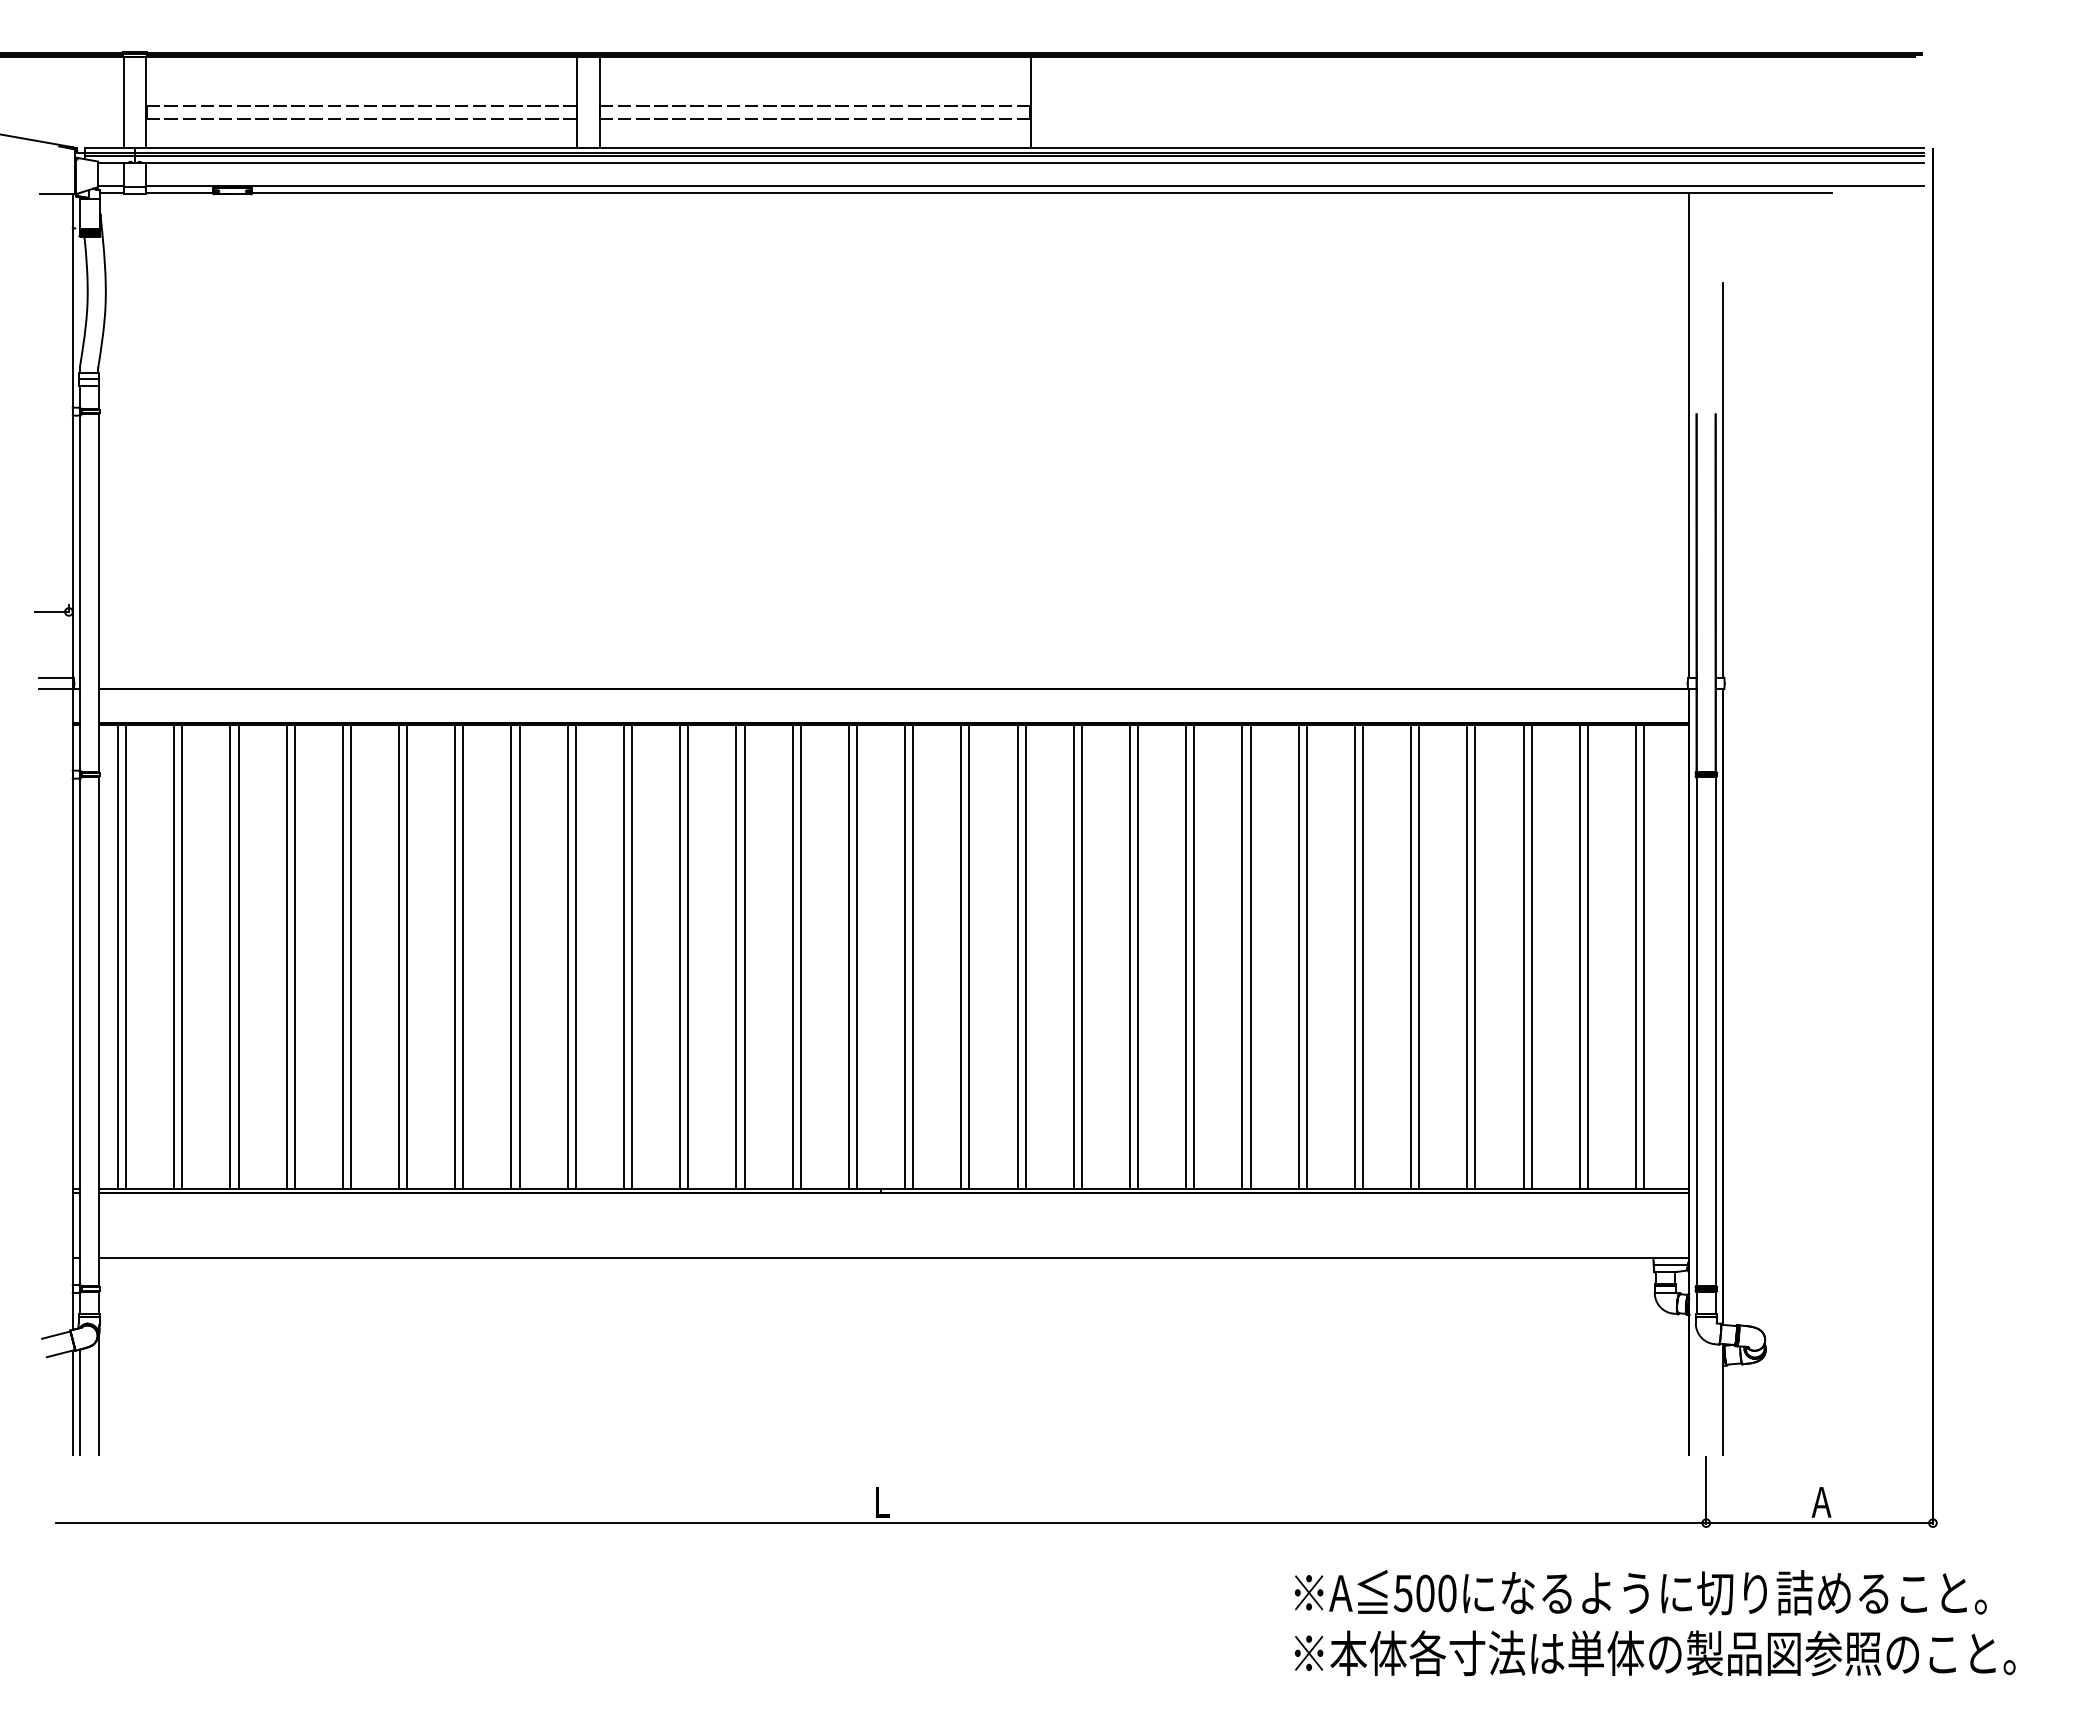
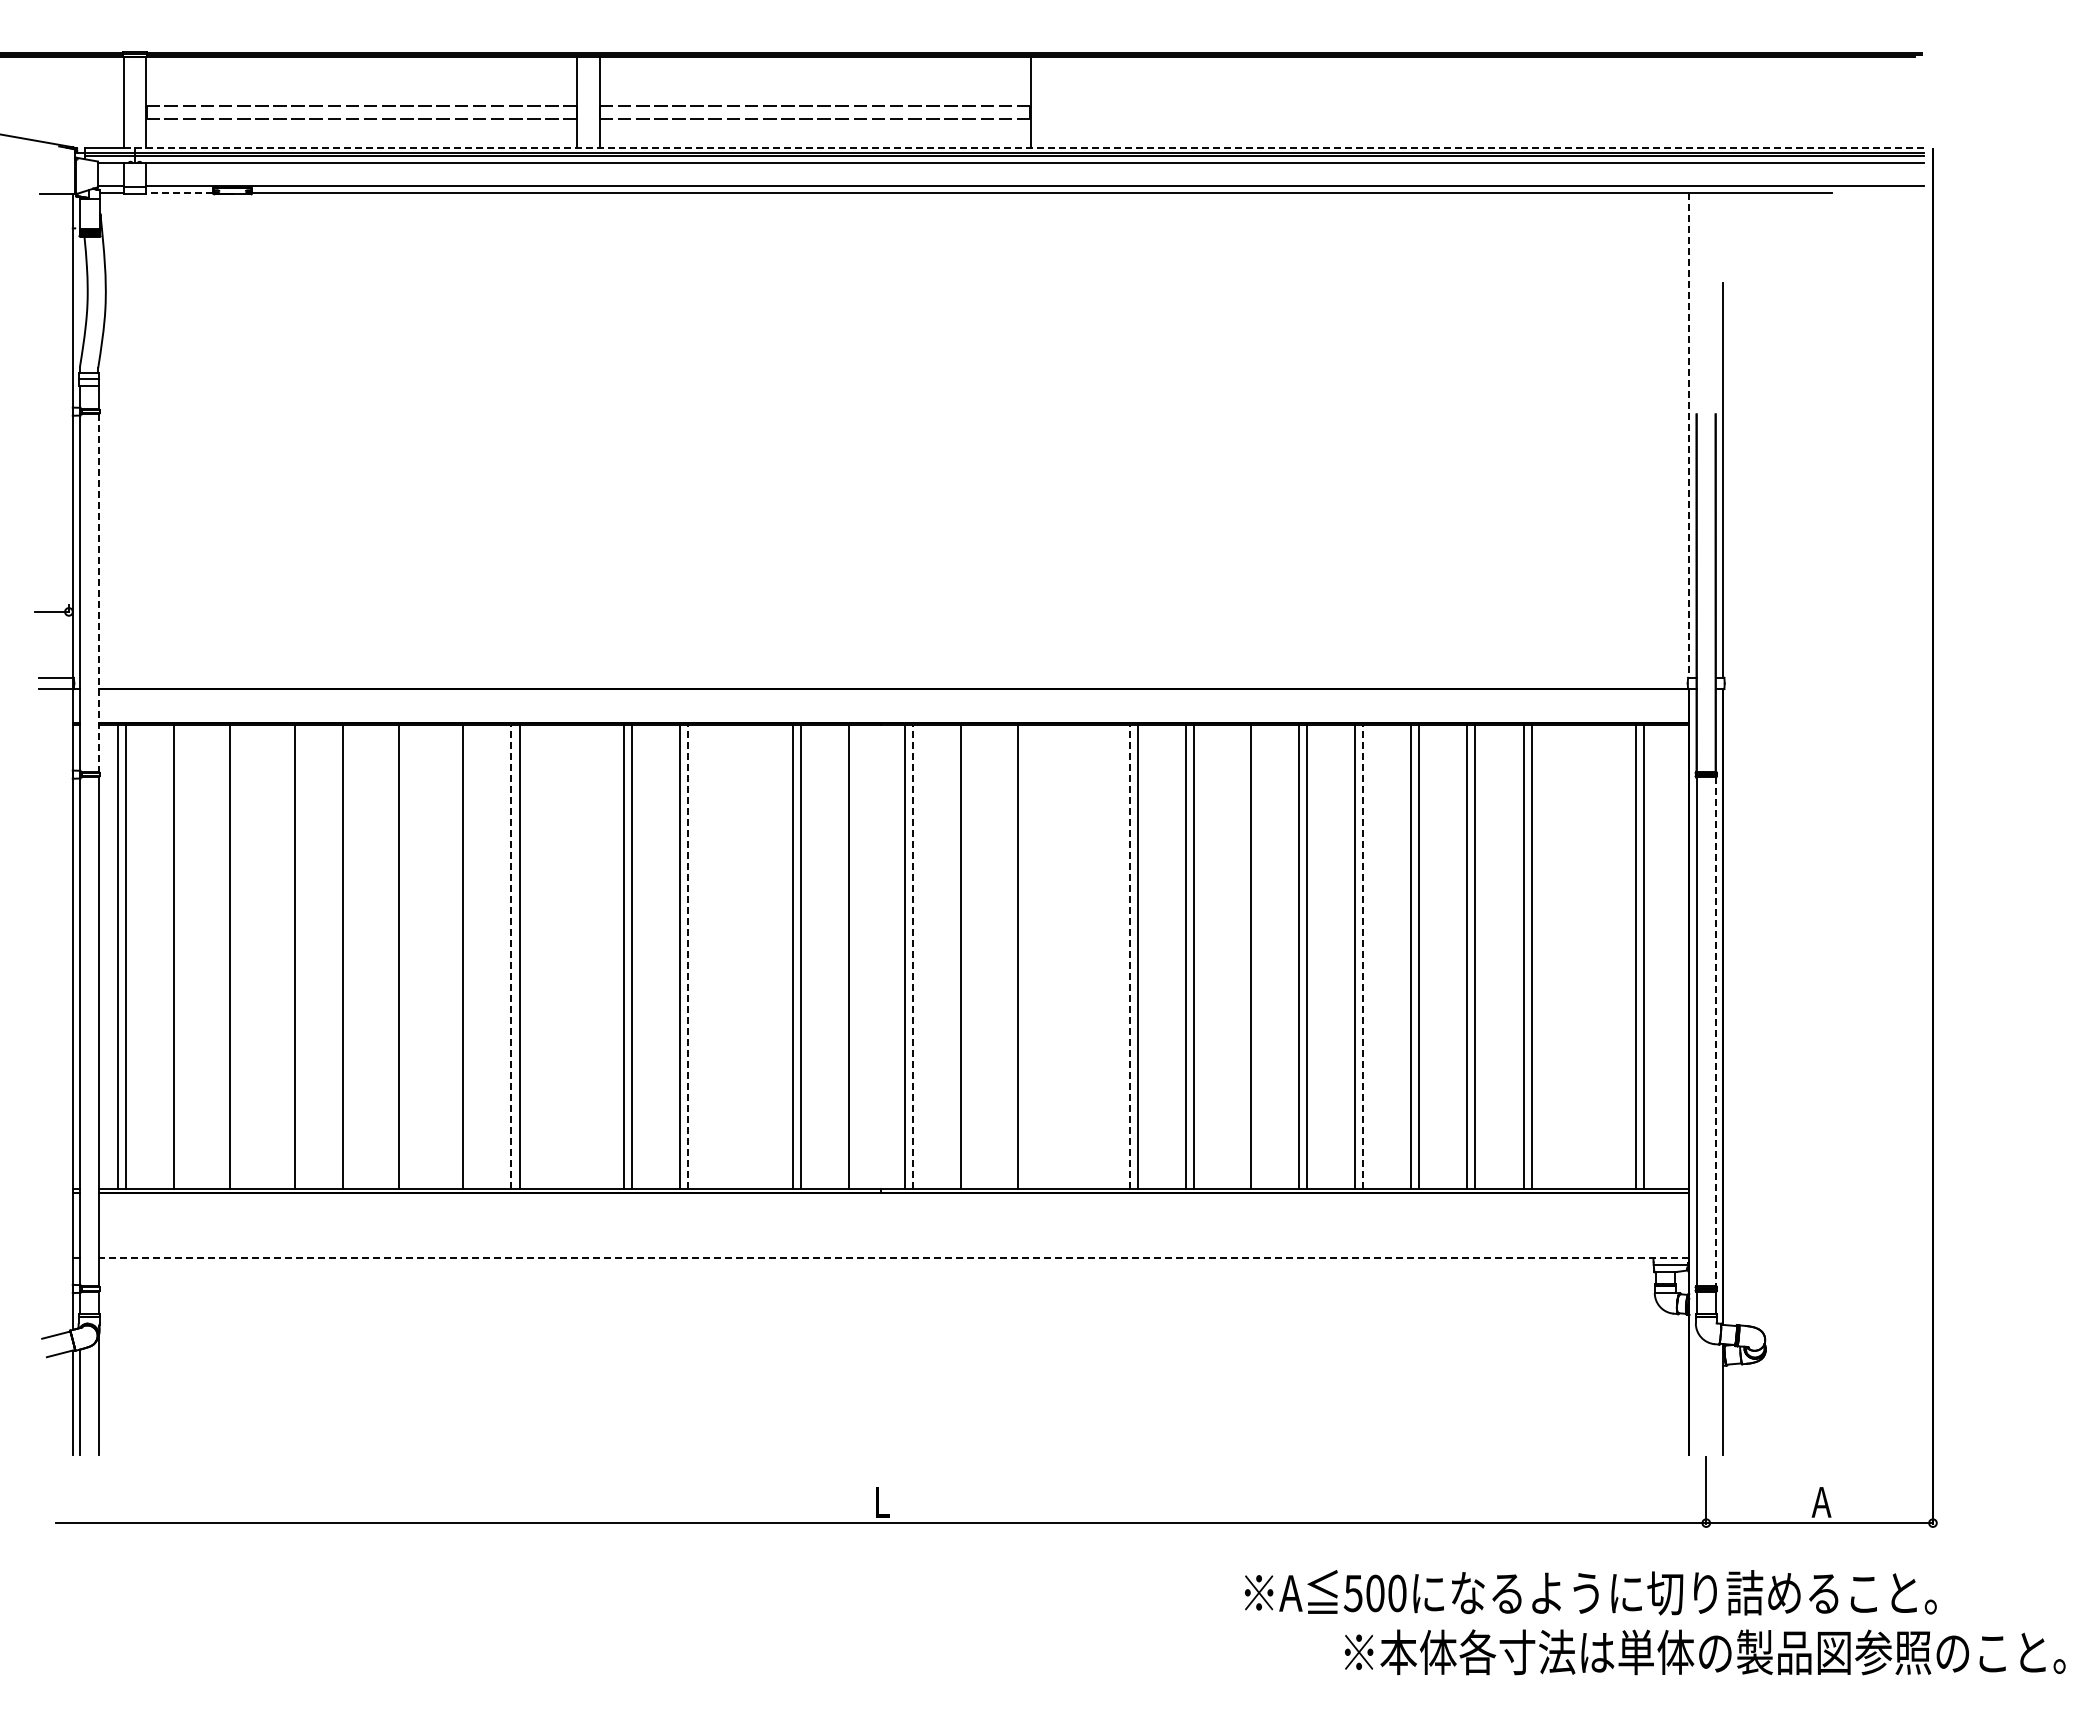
line: solid -> dashed (1023, 148)
line: solid -> dashed (179, 192)
line: solid -> dashed (1689, 435)
line: solid -> dashed (98, 593)
line: present -> none (182, 956)
line: present -> none (238, 956)
line: present -> none (286, 956)
line: present -> none (350, 956)
line: present -> none (407, 956)
line: present -> none (455, 956)
line: solid -> dashed (511, 956)
line: present -> none (567, 956)
line: present -> none (575, 956)
line: solid -> dashed (688, 956)
line: present -> none (736, 956)
line: present -> none (744, 956)
line: present -> none (856, 956)
line: solid -> dashed (913, 956)
line: present -> none (969, 956)
line: present -> none (1025, 956)
line: present -> none (1073, 956)
line: present -> none (1081, 956)
line: solid -> dashed (1129, 956)
line: present -> none (1242, 956)
line: solid -> dashed (1363, 956)
line: present -> none (1579, 956)
line: present -> none (1587, 956)
line: solid -> dashed (1715, 1032)
line: solid -> dashed (893, 1258)
text position: (1640, 1592) -> (1590, 1592) (1590, 1592)
text position: (1655, 1653) -> (1705, 1652) (1705, 1652)
